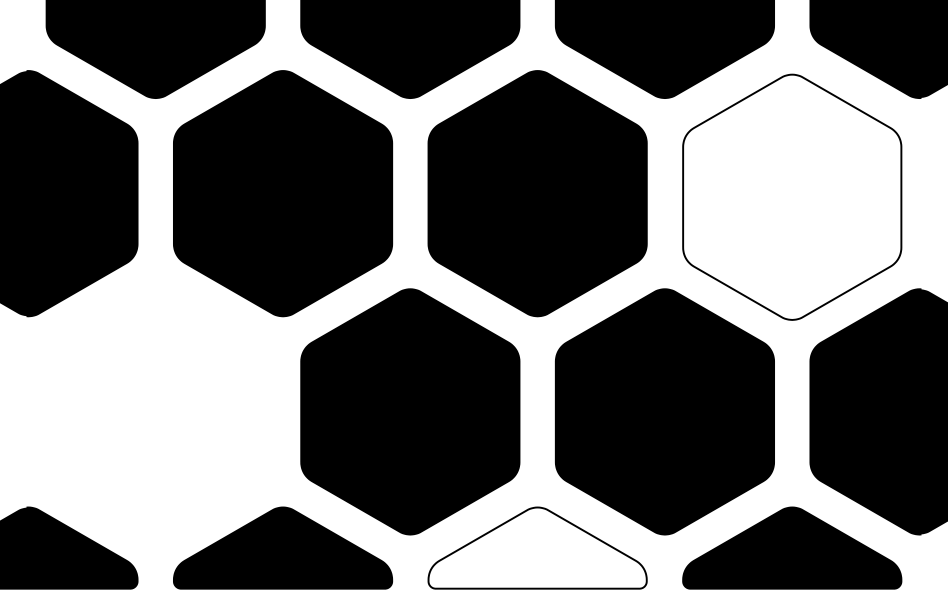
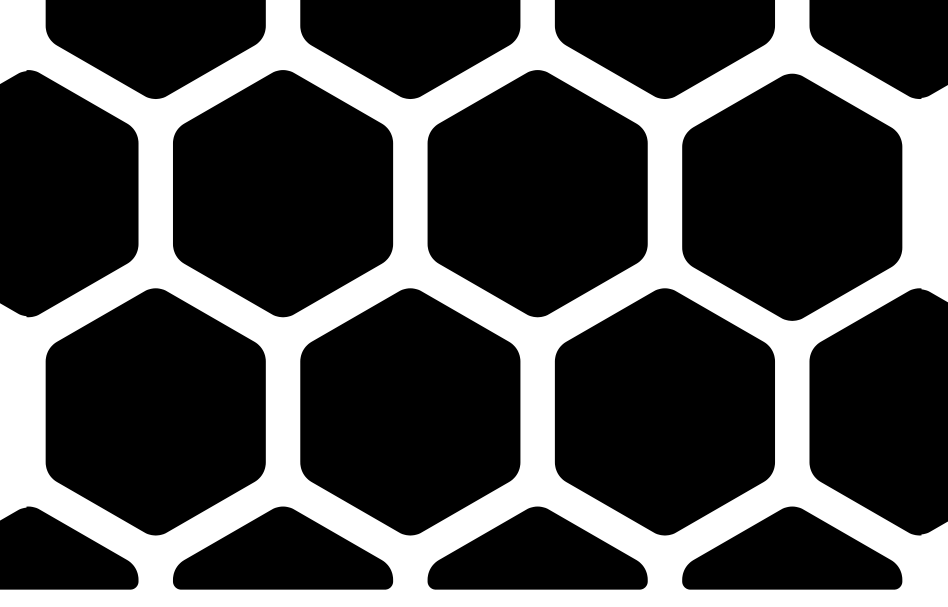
fill: none -> present (792, 196)
part: none -> present (155, 411)
fill: none -> present (537, 547)
